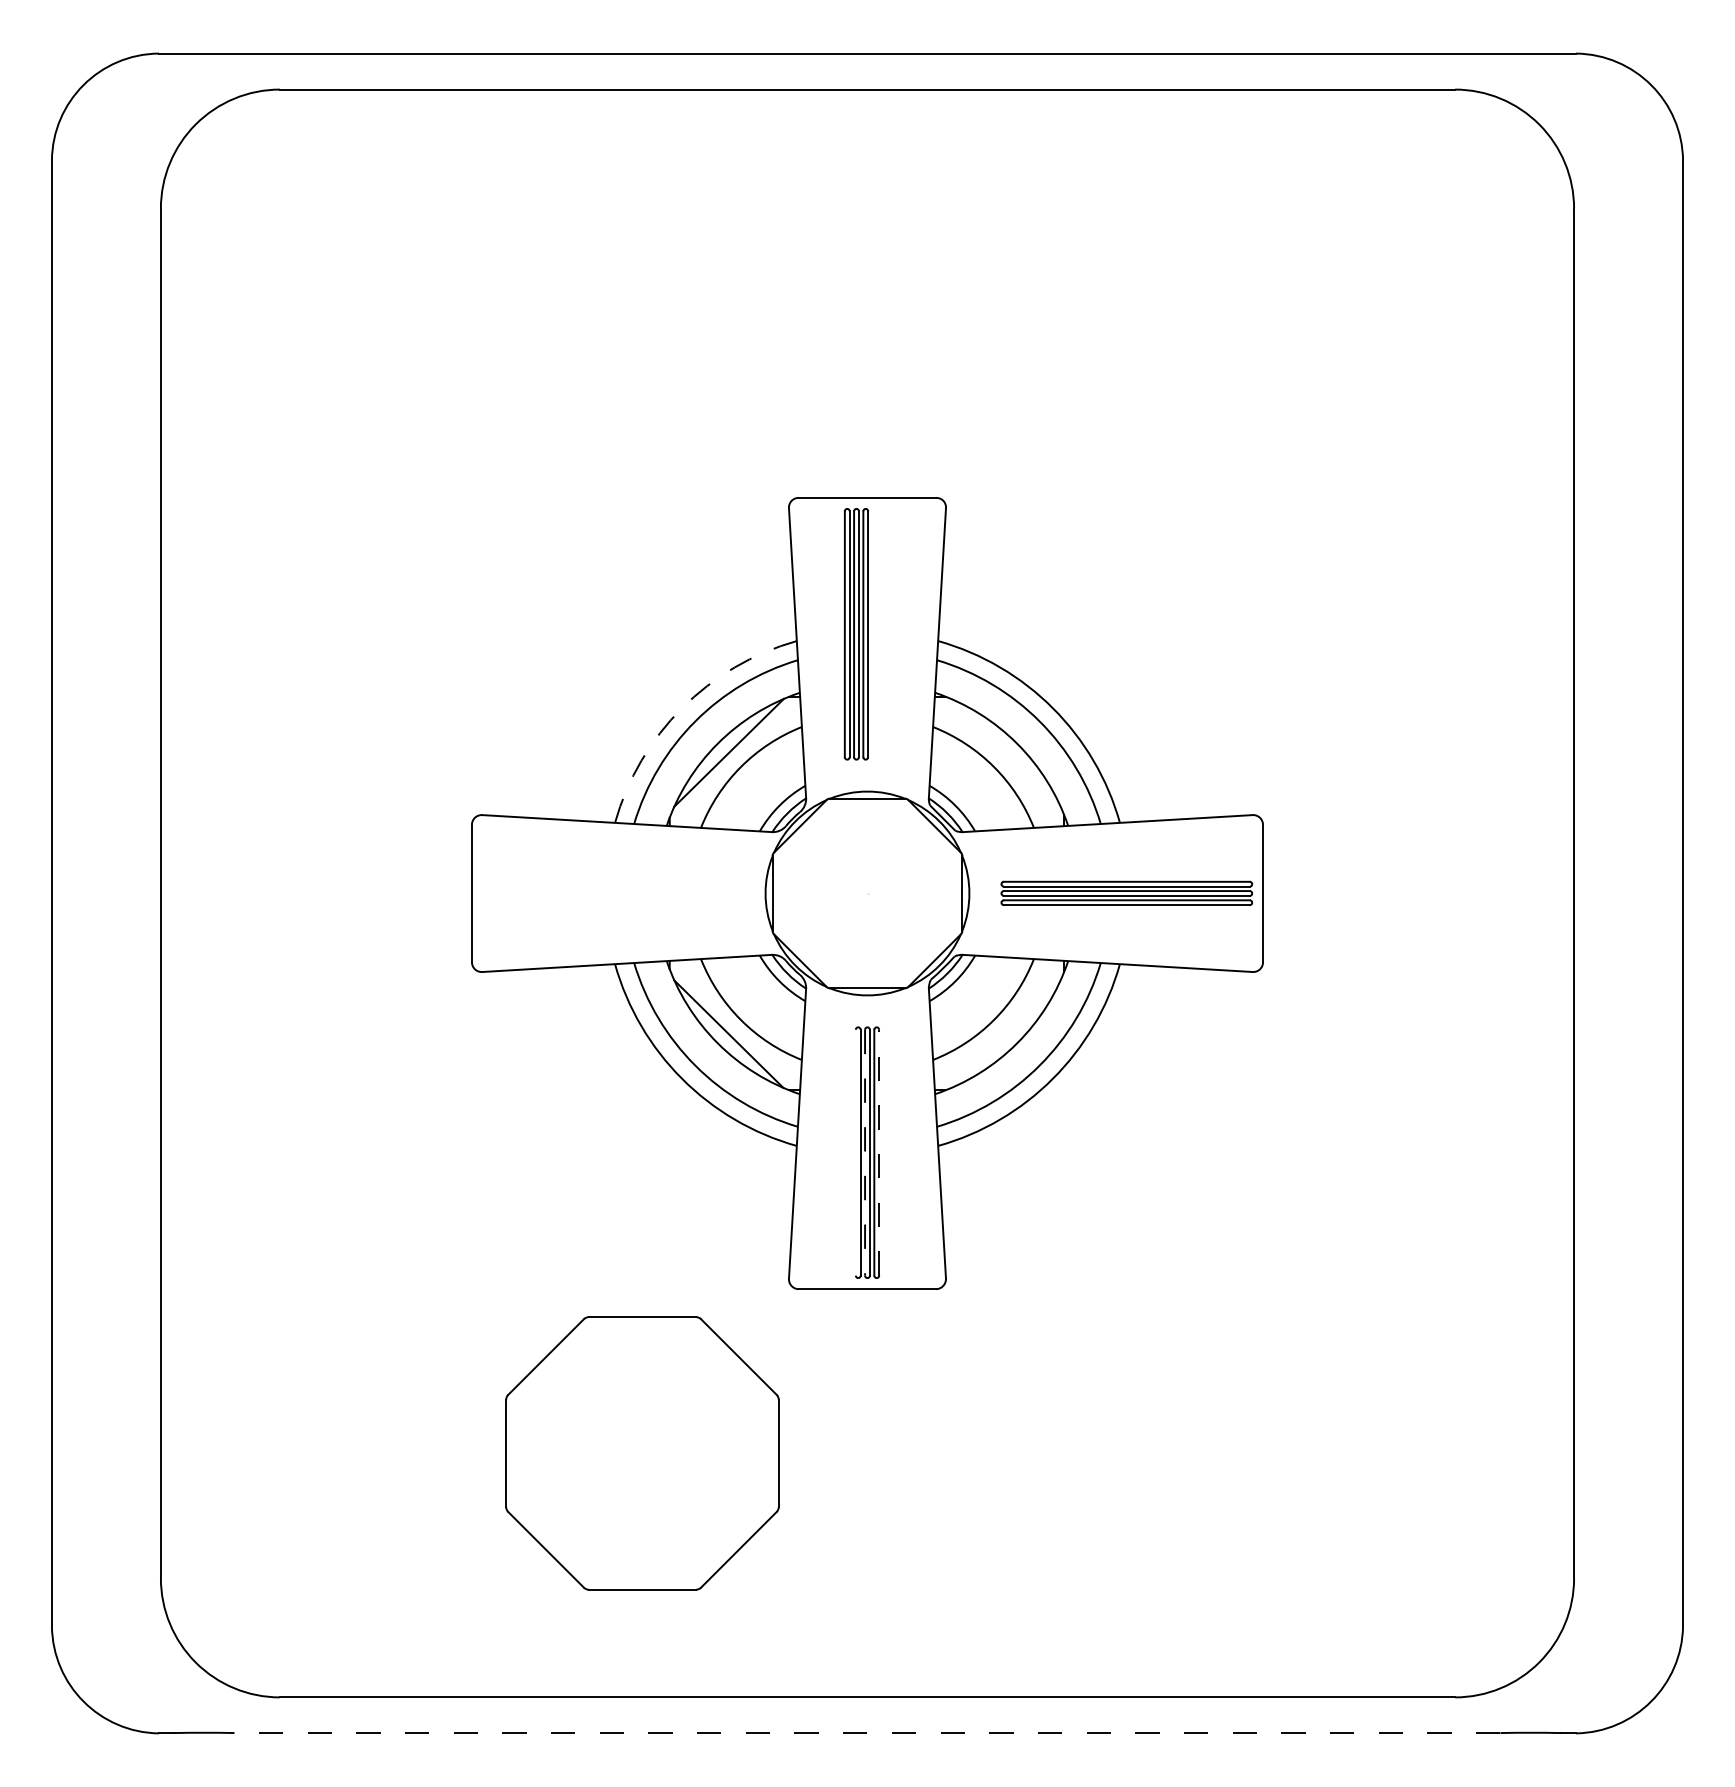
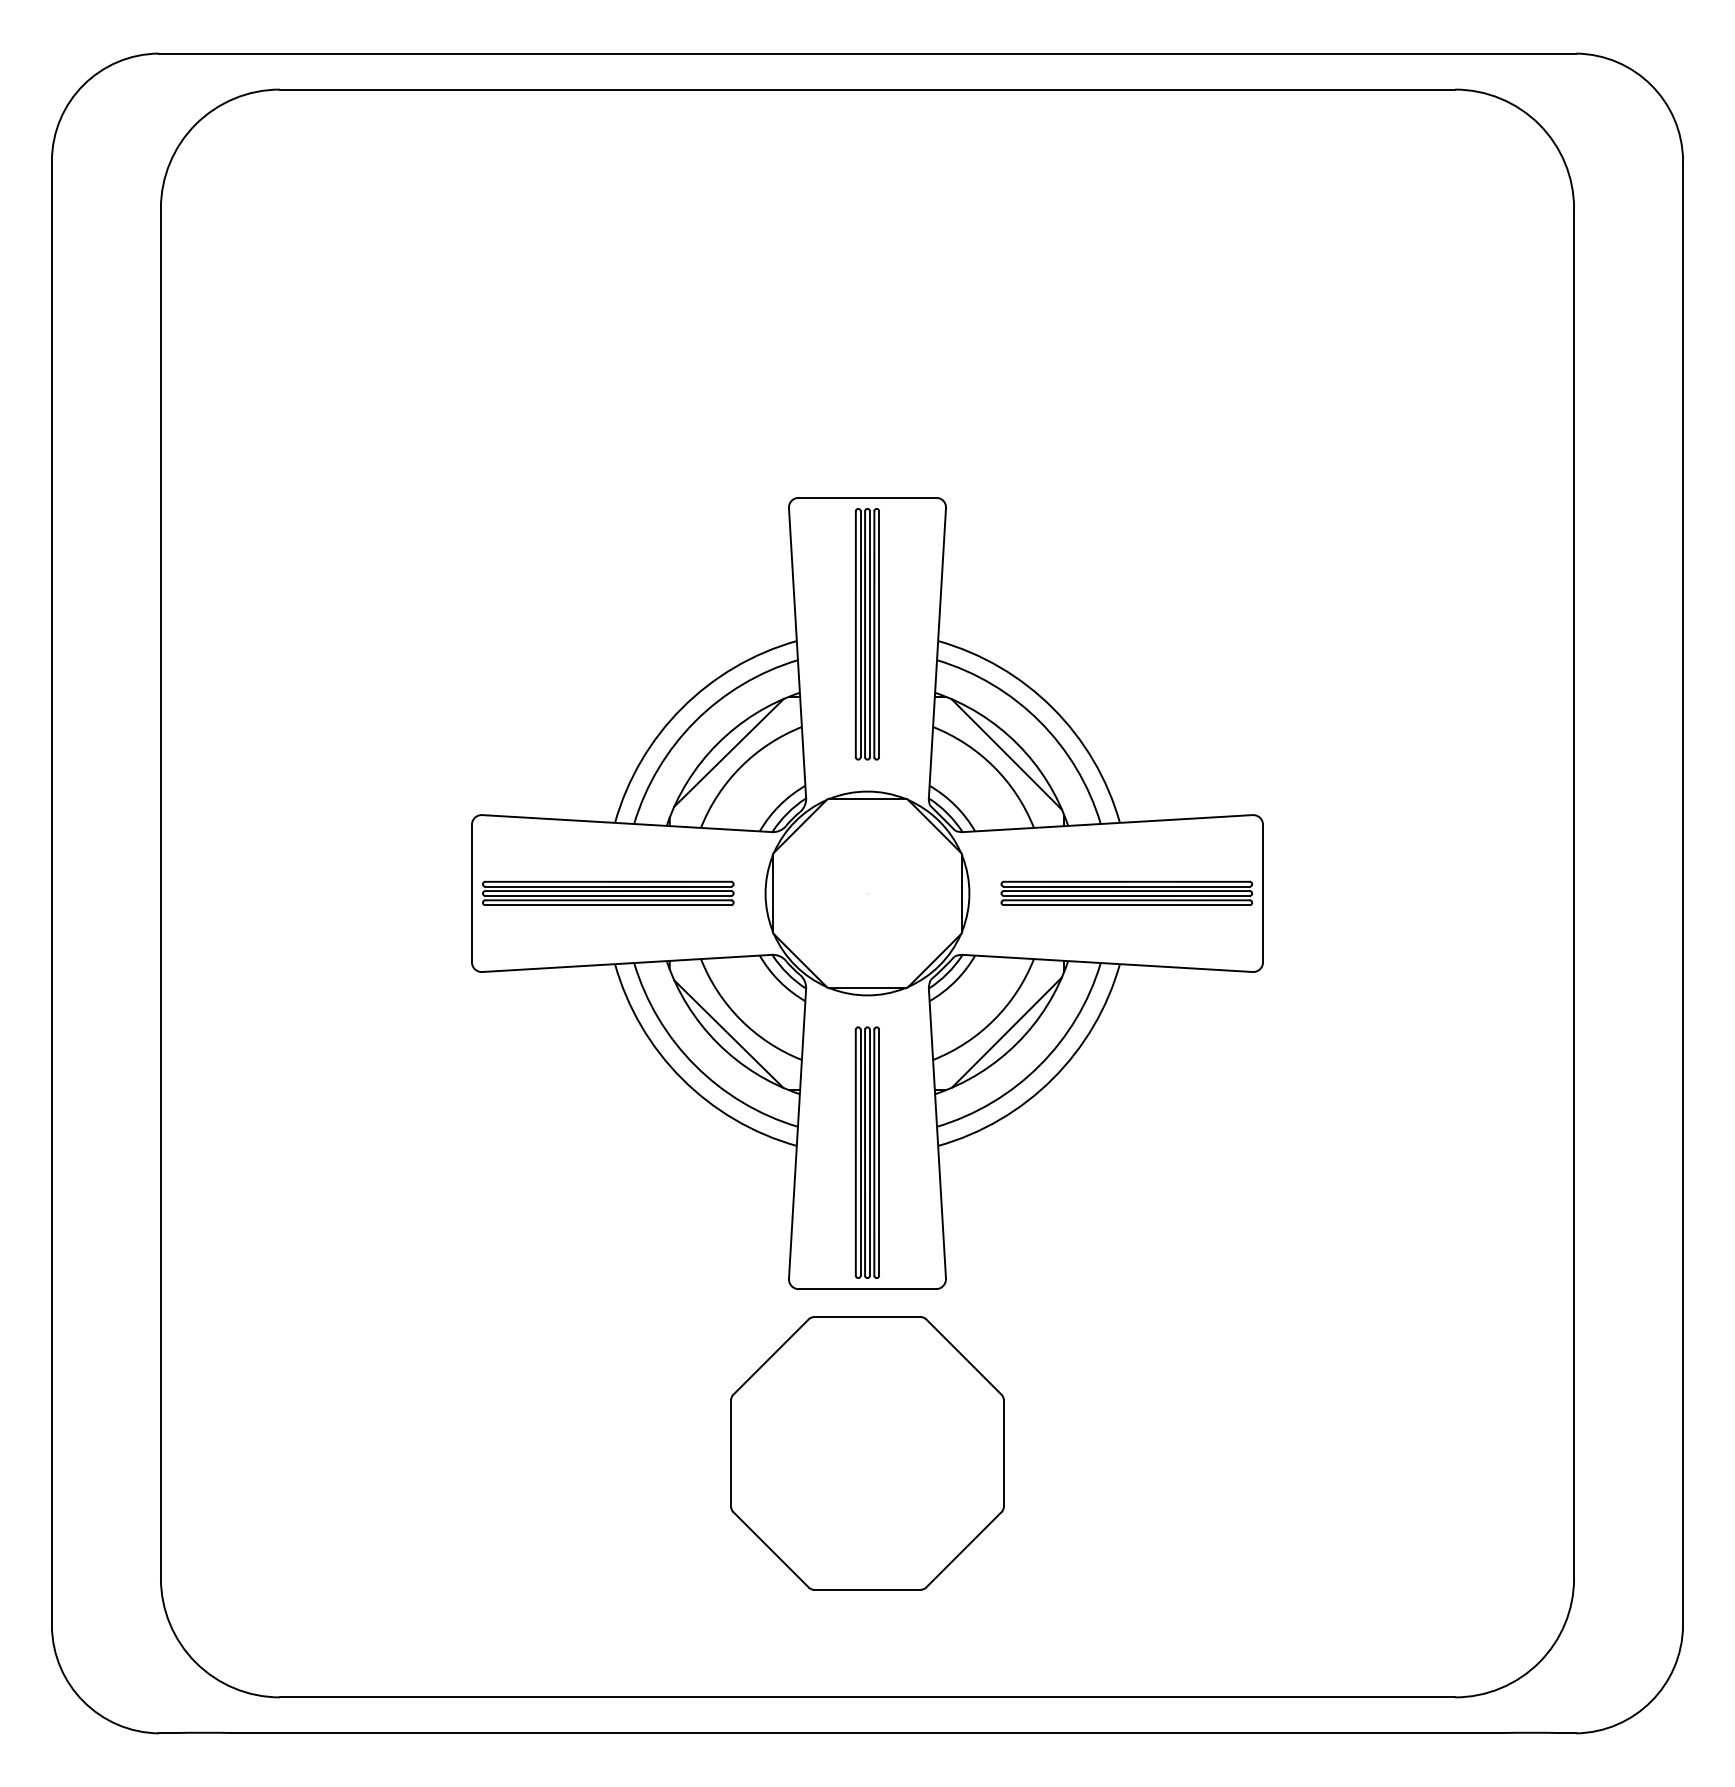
part position: (855, 634) -> (866, 634) (866, 634)
arc: dashed -> solid (682, 708)
line: none -> present (1006, 754)
part: none -> present (608, 892)
line: none -> present (1006, 1032)
line: none -> present (855, 1152)
line: dashed -> solid (865, 1152)
line: dashed -> solid (879, 1152)
part position: (642, 1453) -> (867, 1453) (867, 1453)
line: dashed -> solid (867, 1733)
